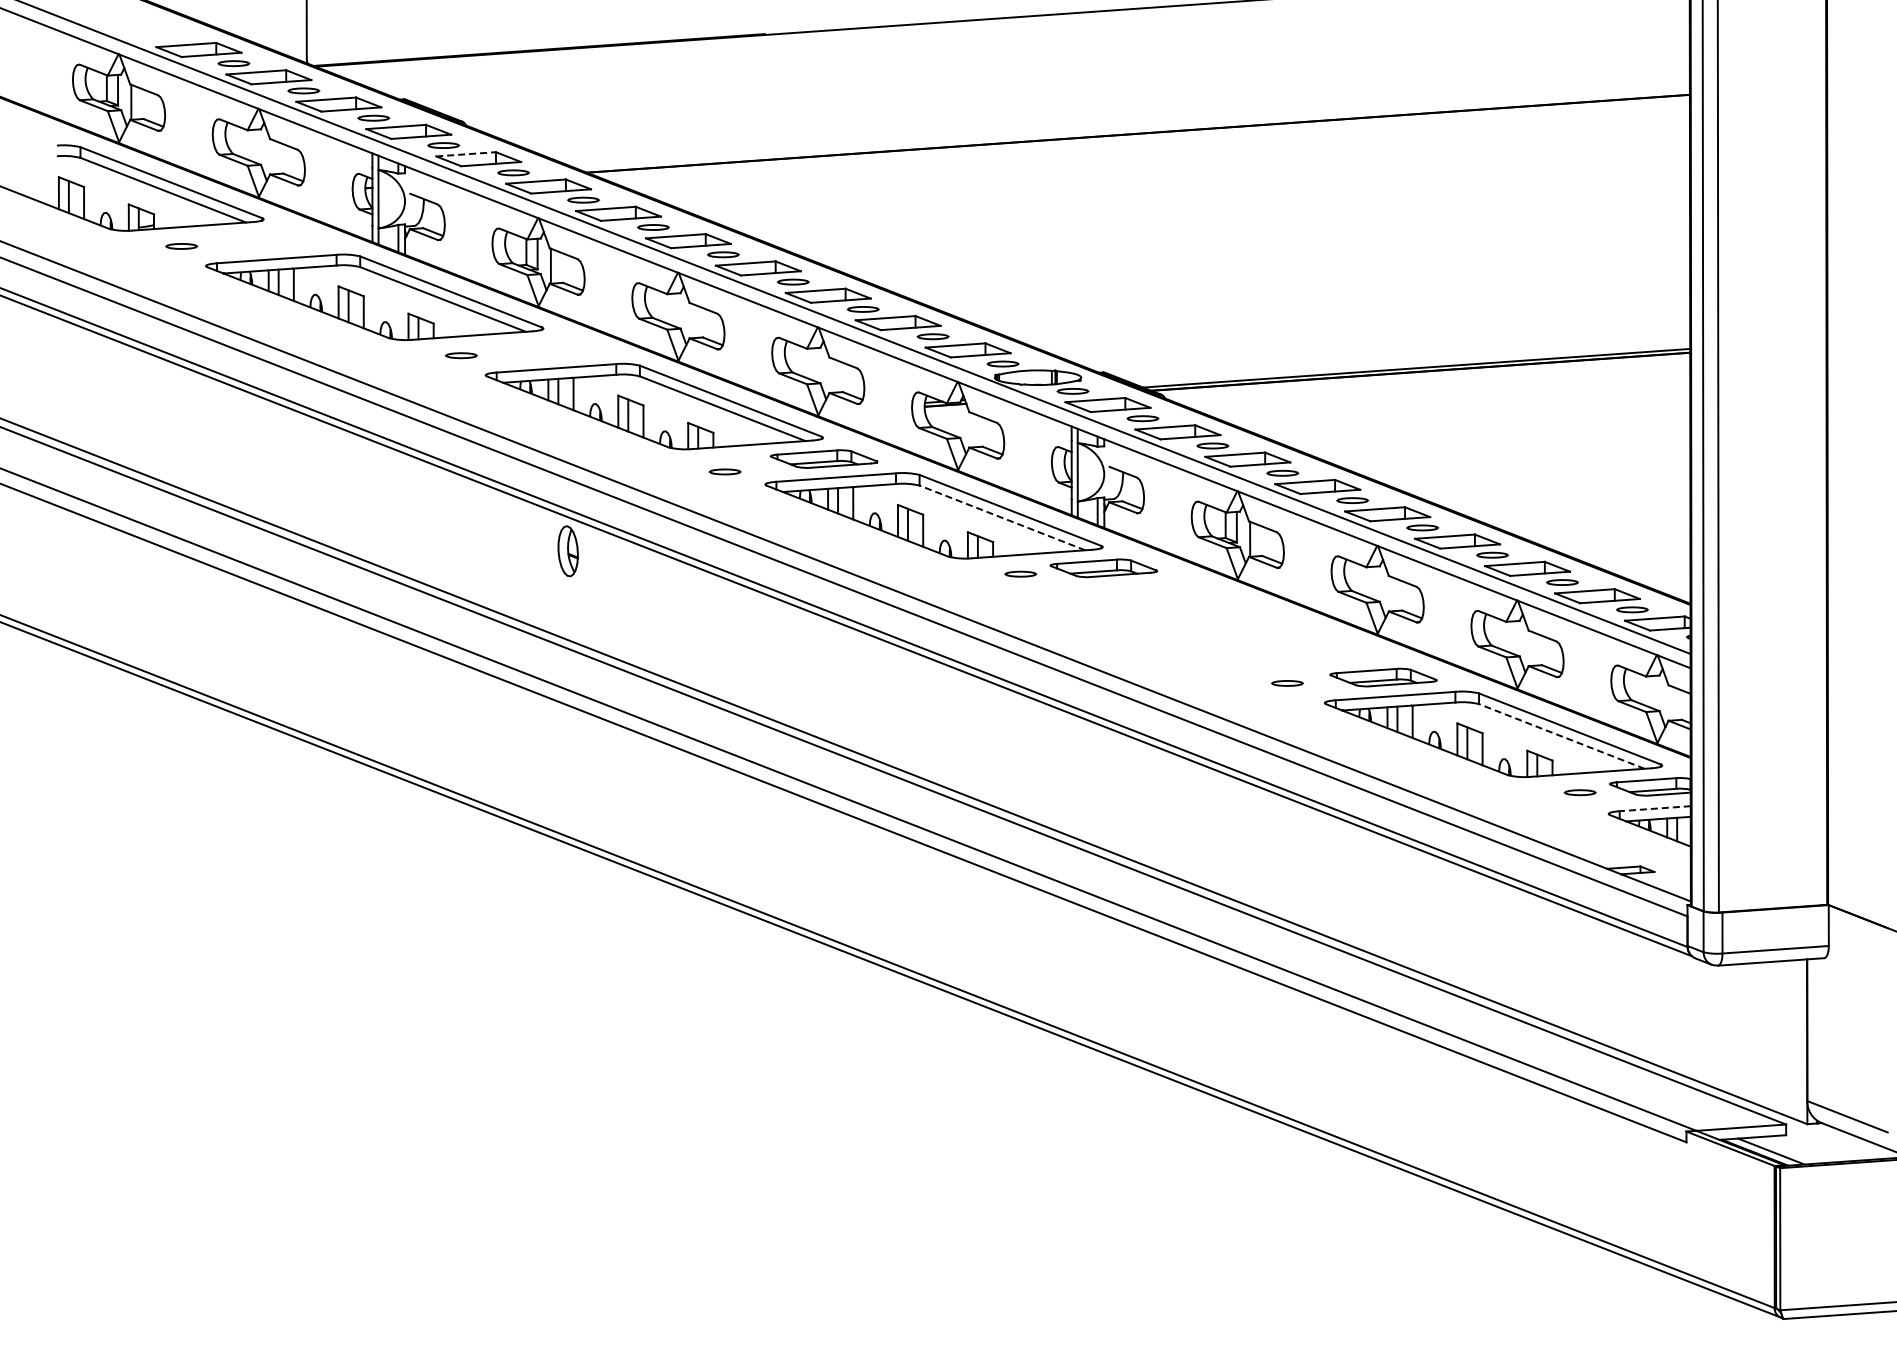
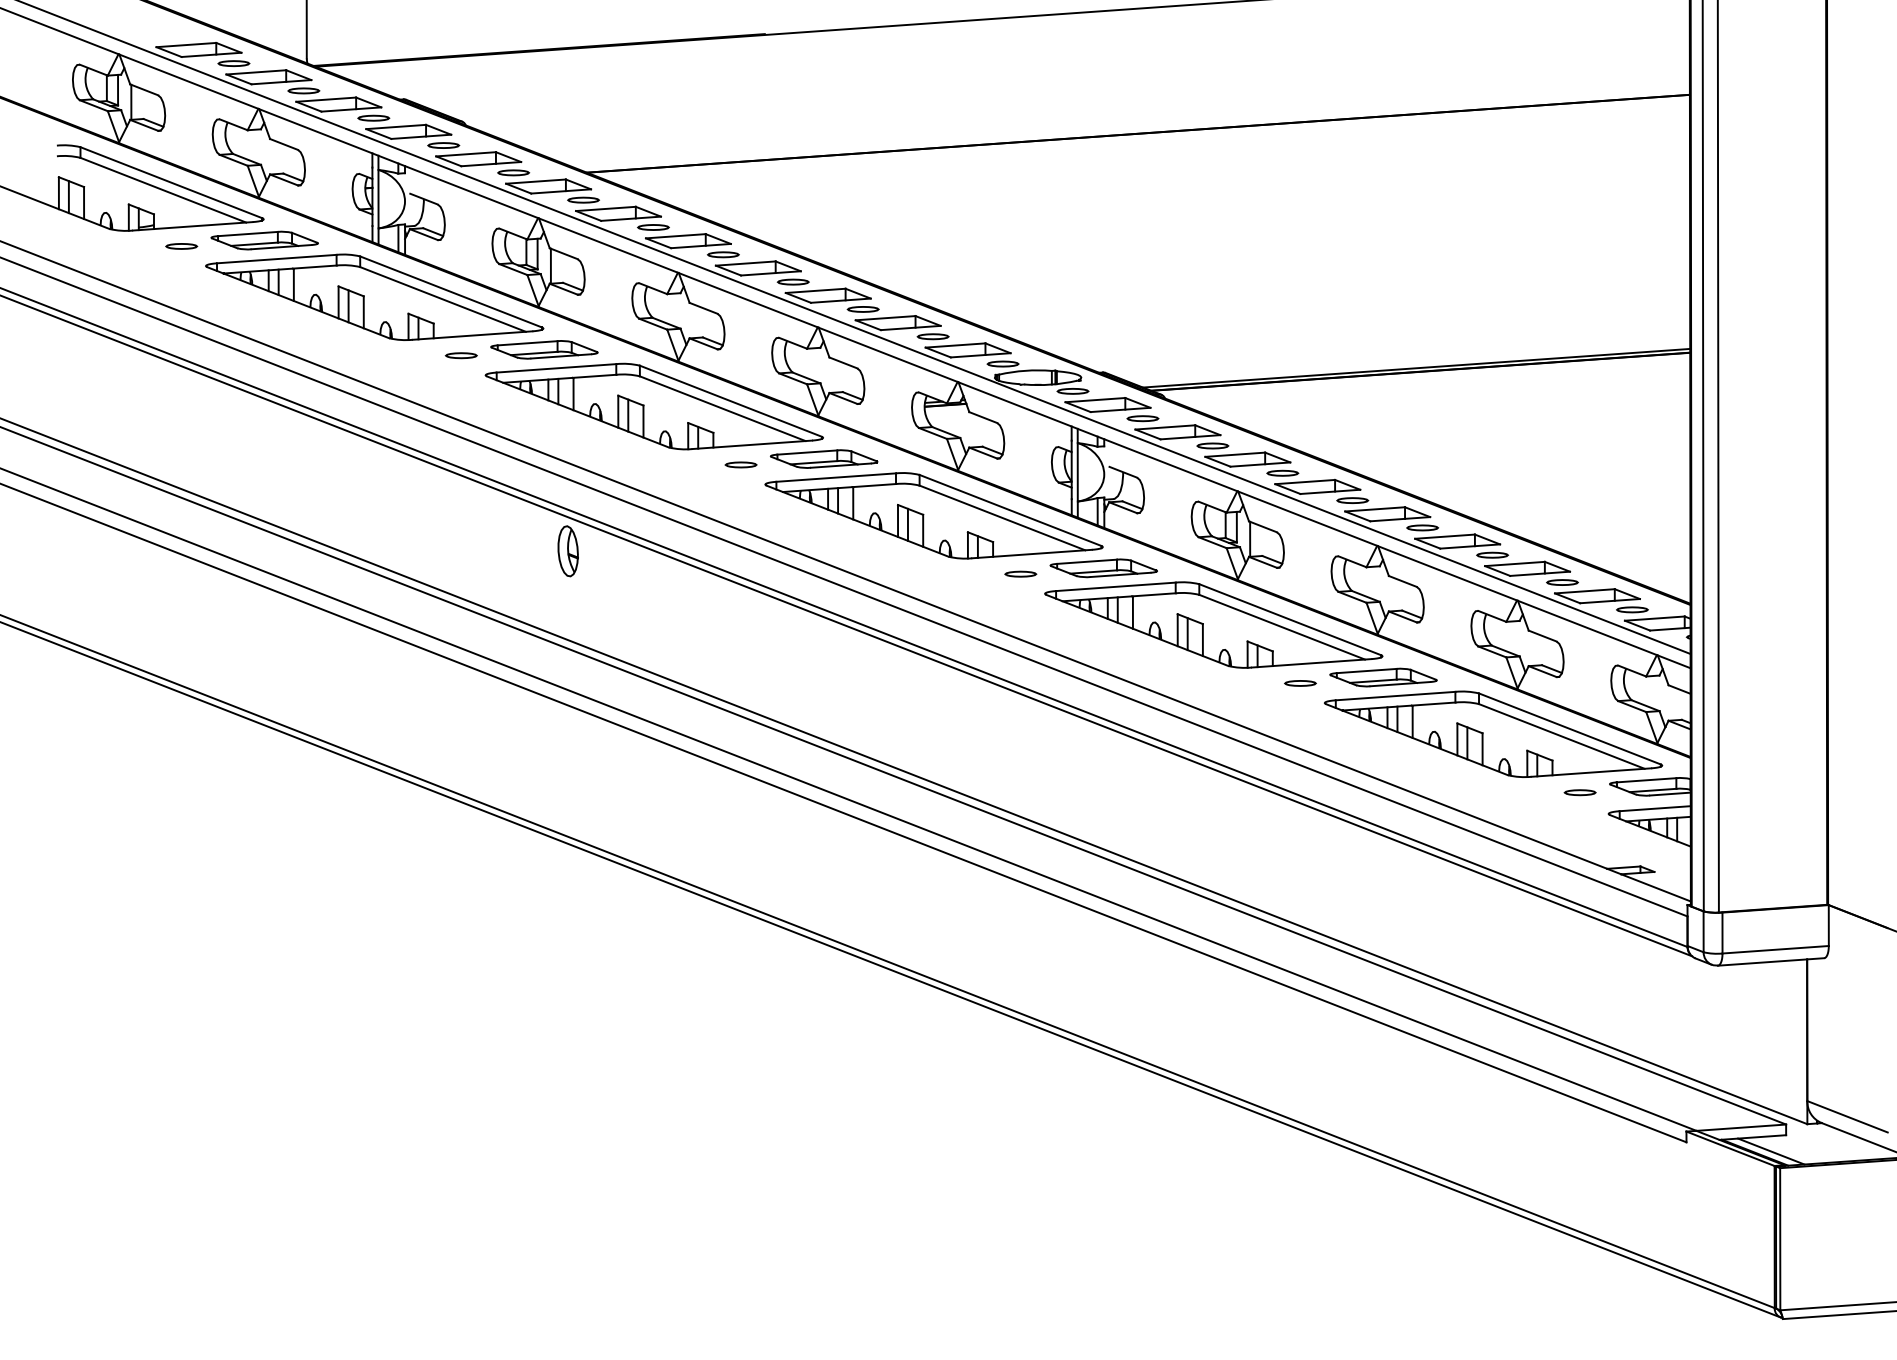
line: dashed -> solid (466, 154)
part: none -> present (264, 240)
part: none -> present (544, 349)
part position: (724, 471) -> (740, 464) (740, 464)
line: dashed -> solid (1002, 517)
part: none -> present (1213, 624)
part position: (1287, 683) -> (1300, 683) (1300, 683)
line: dashed -> solid (1561, 736)
line: dashed -> solid (1655, 808)
